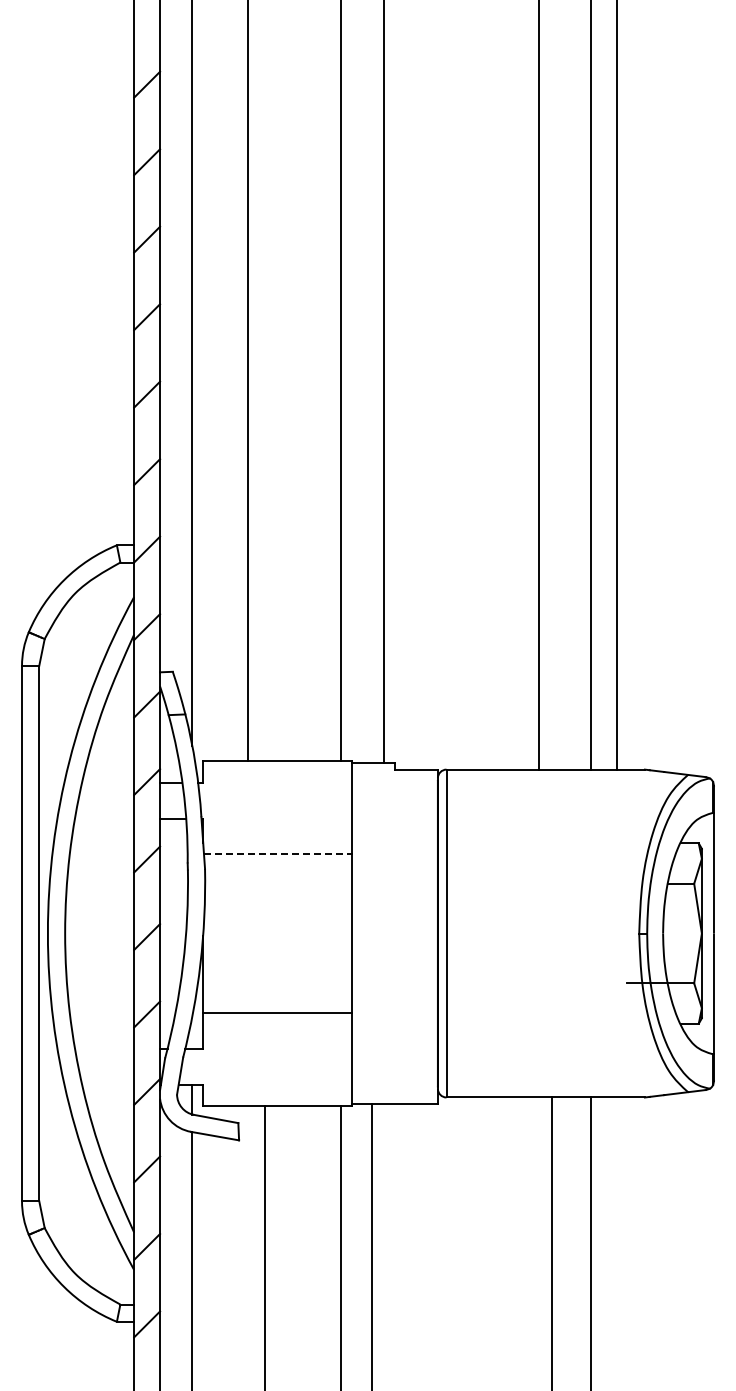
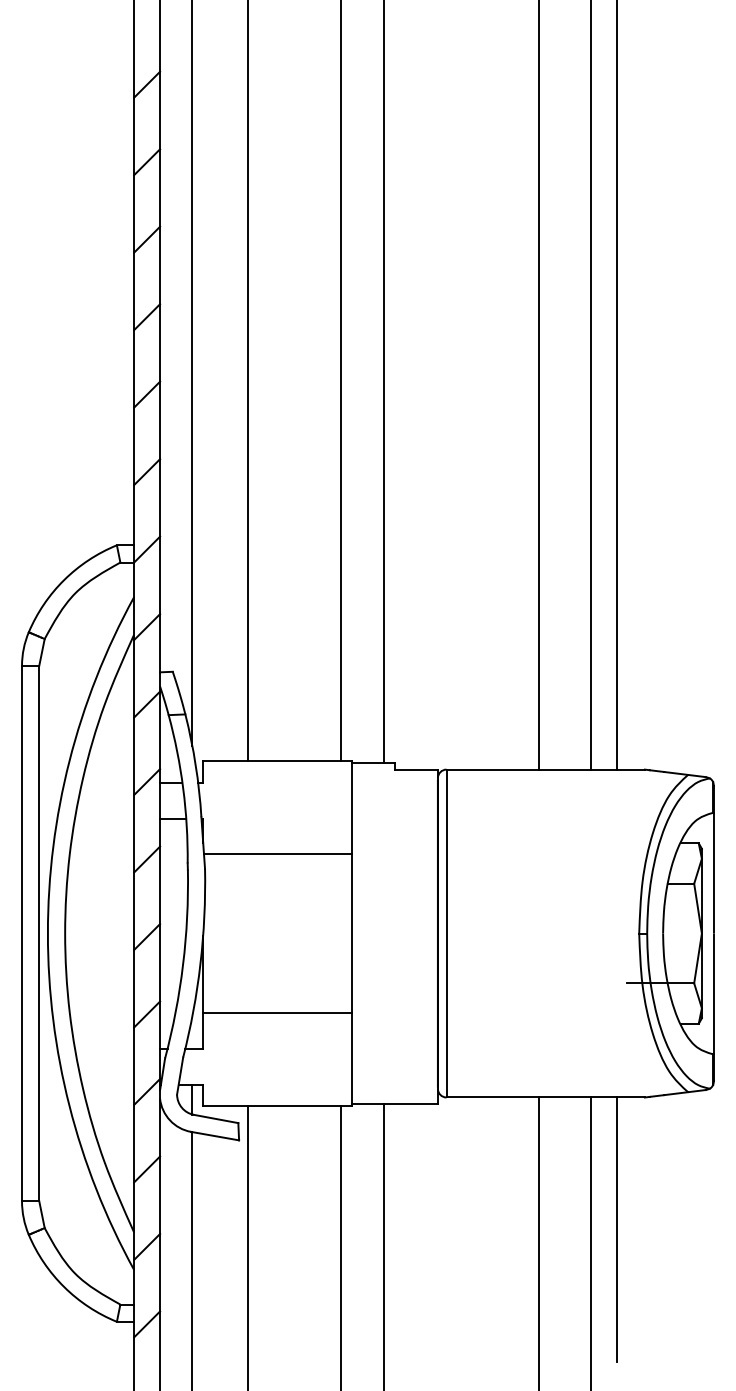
line: dashed -> solid (277, 854)
line: none -> present (616, 1229)
line position: (552, 1242) -> (539, 1242) (539, 1242)
line position: (372, 1245) -> (384, 1245) (384, 1245)
line position: (265, 1246) -> (248, 1246) (248, 1246)
